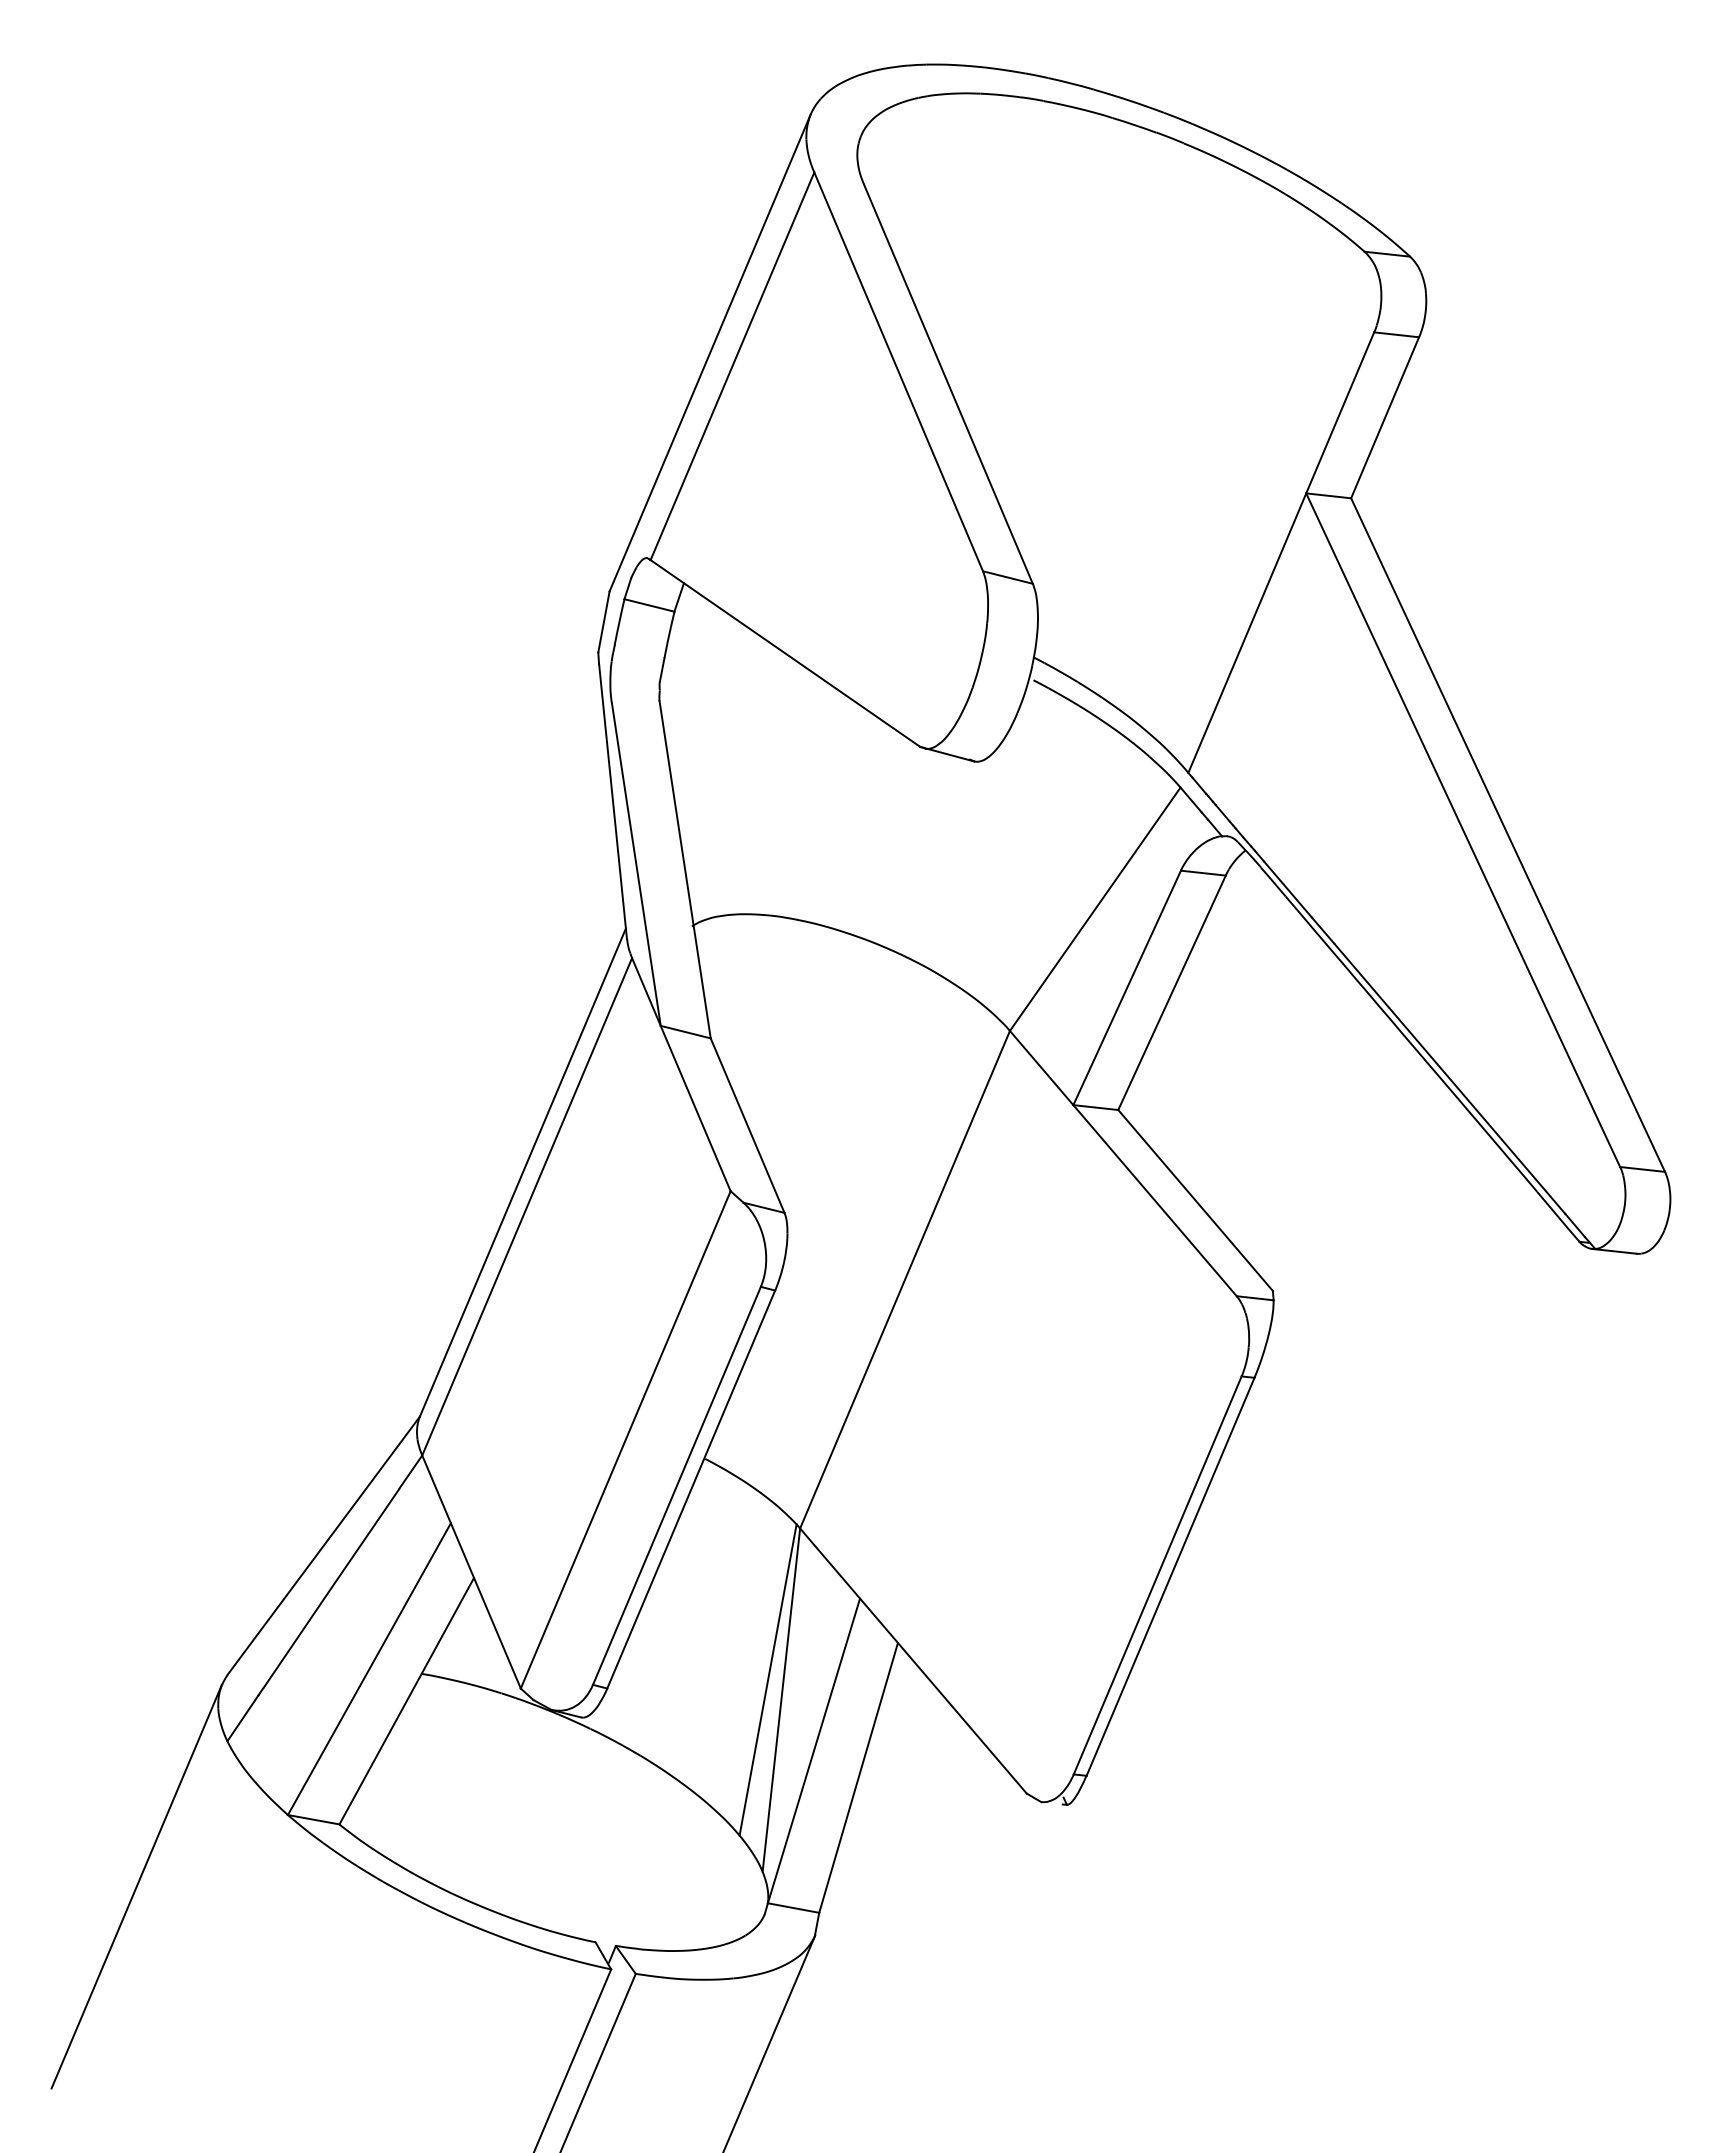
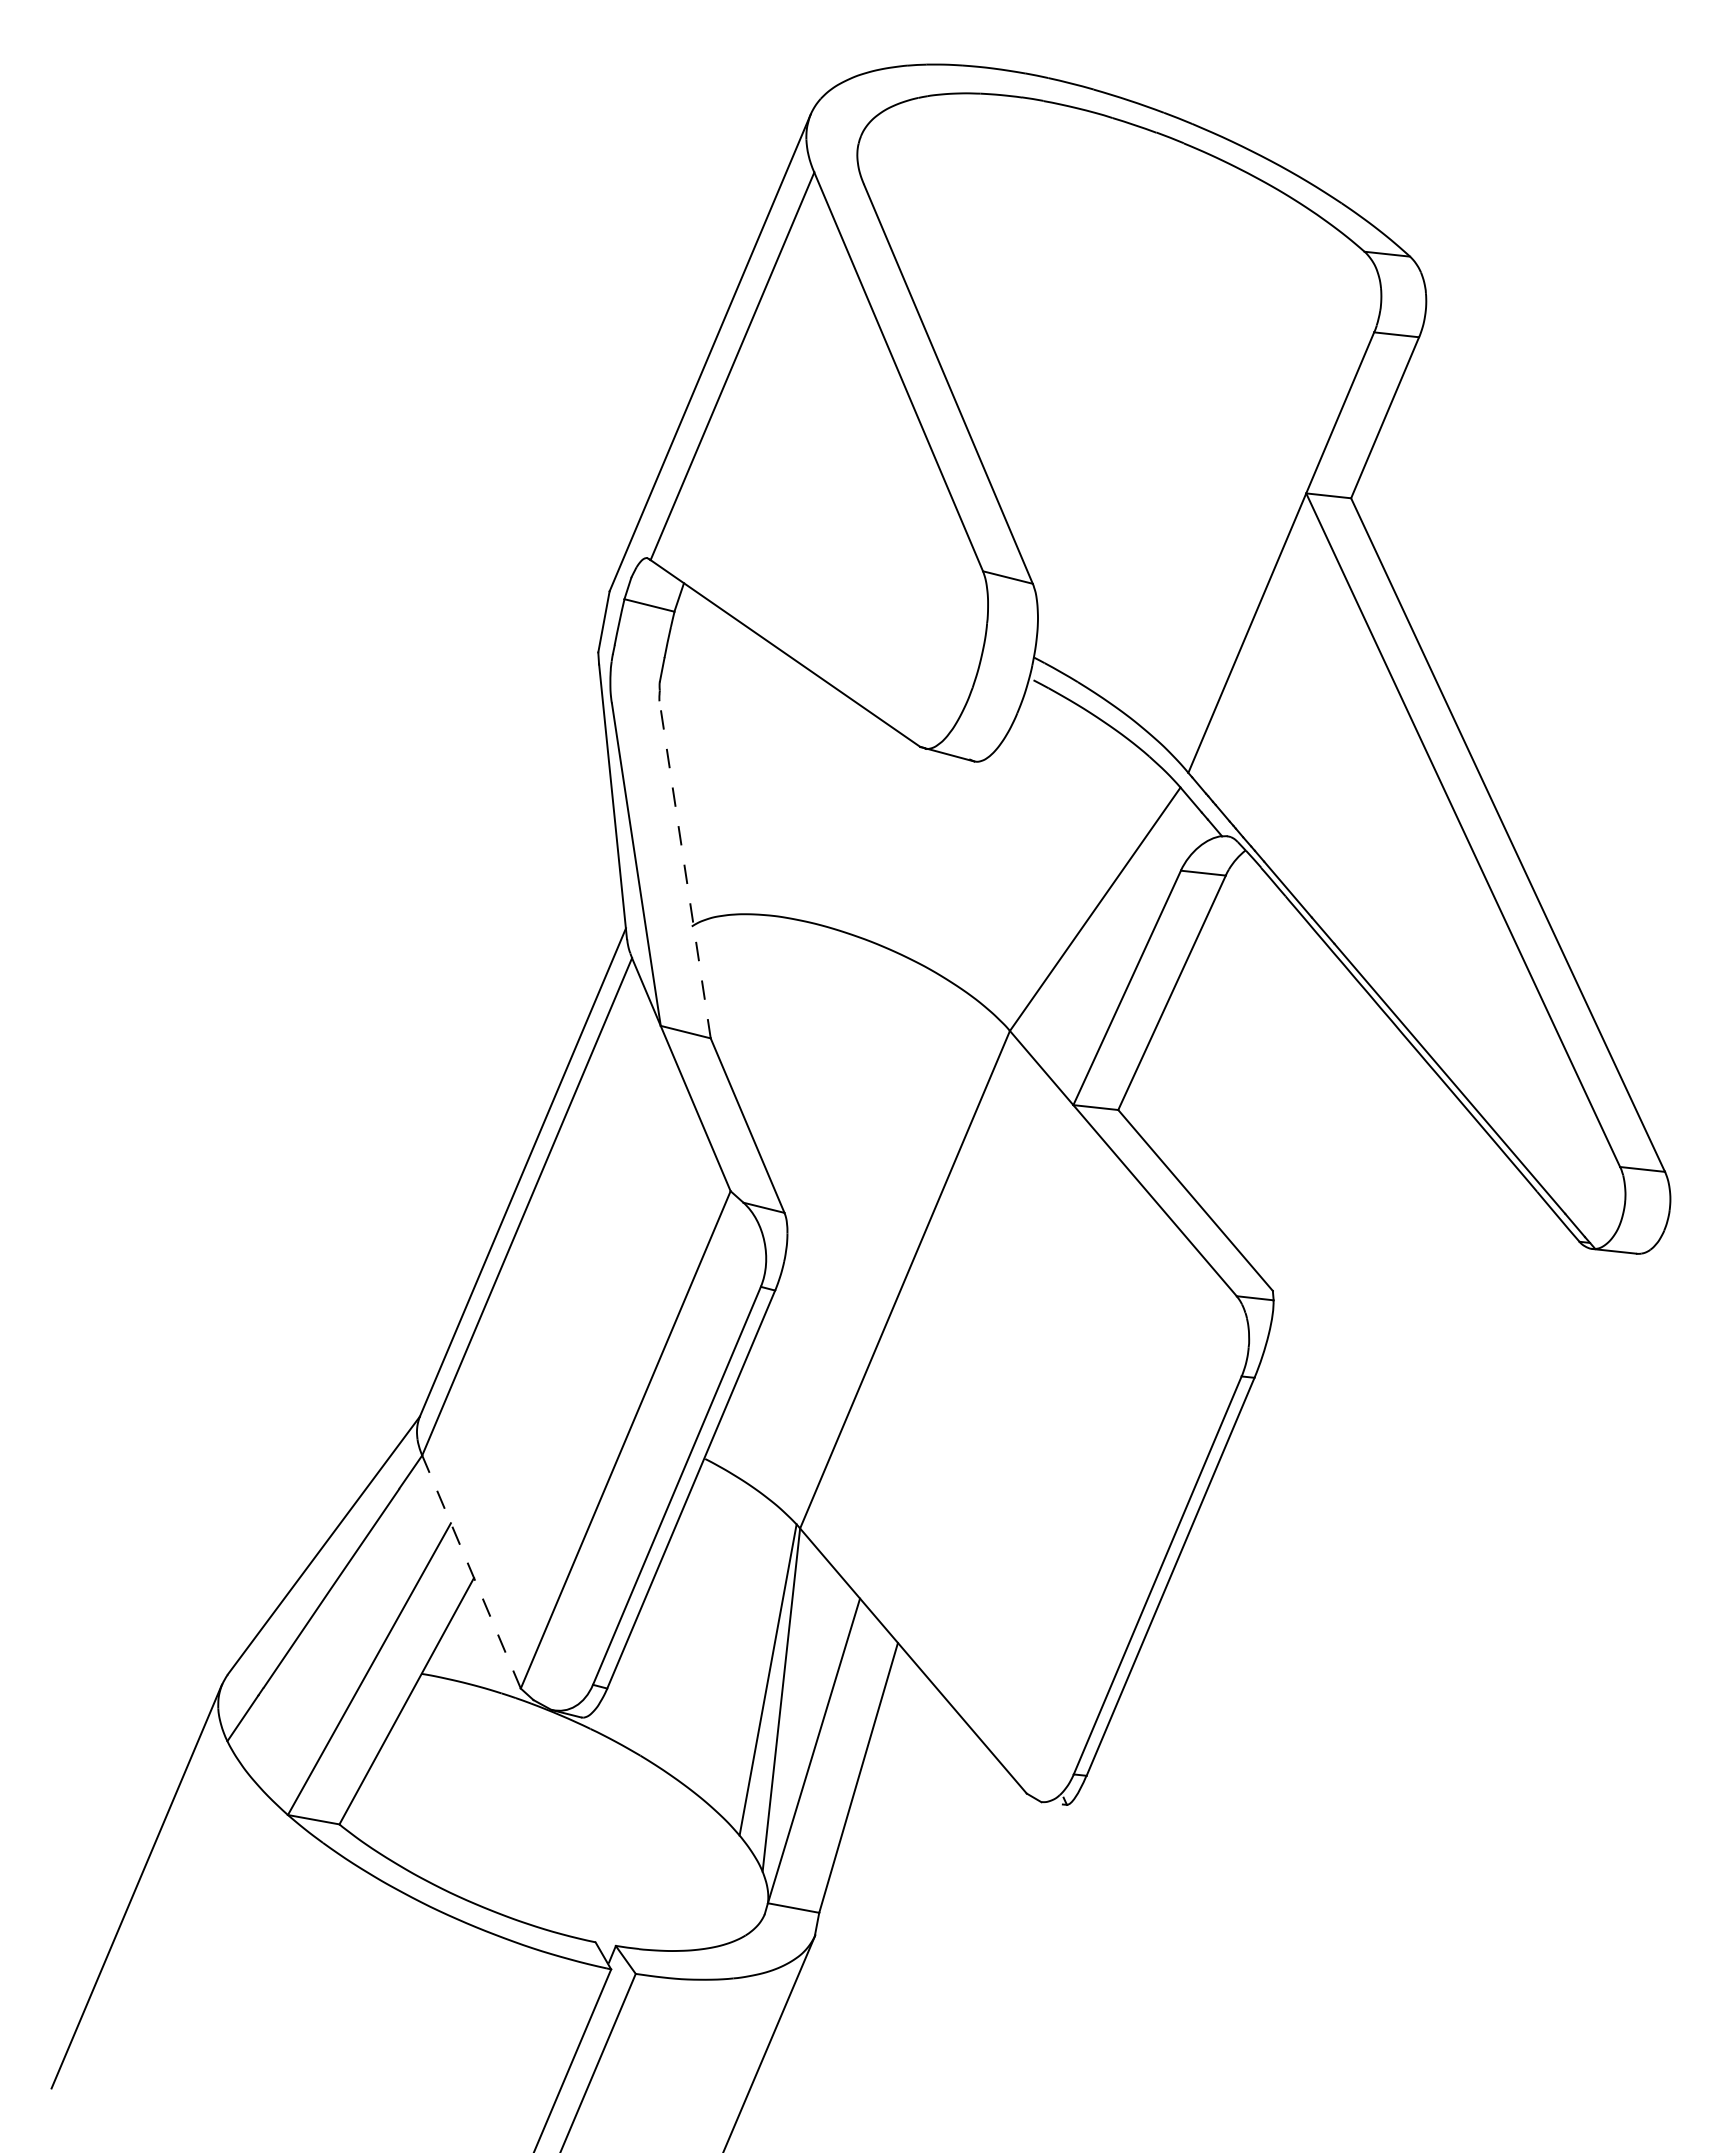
line: solid -> dashed (685, 869)
line: solid -> dashed (471, 1572)
